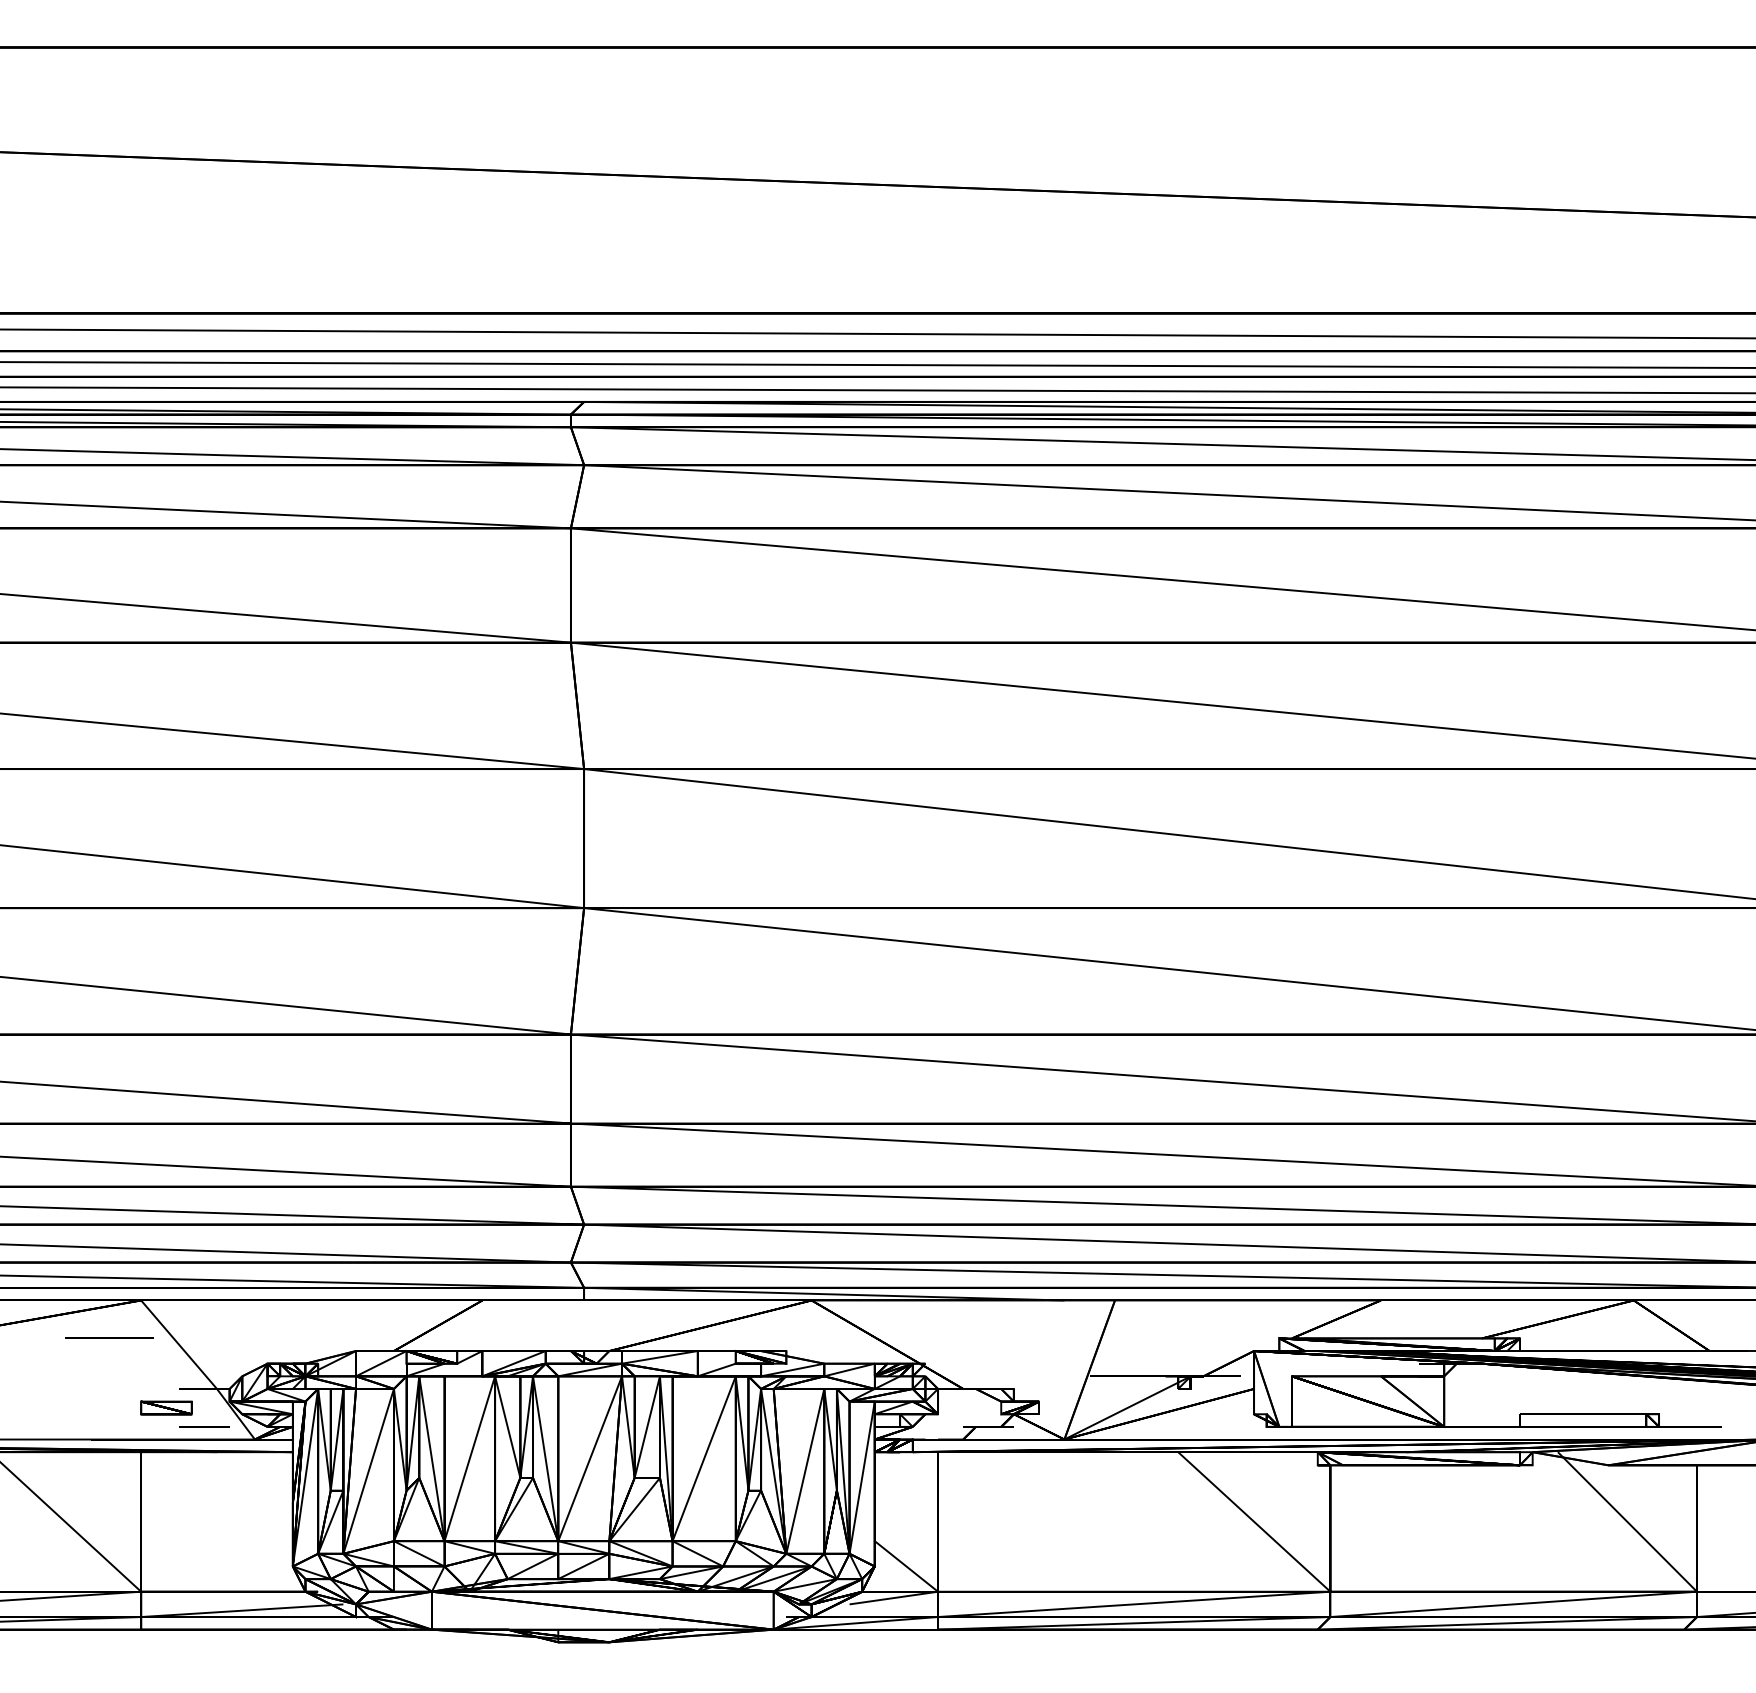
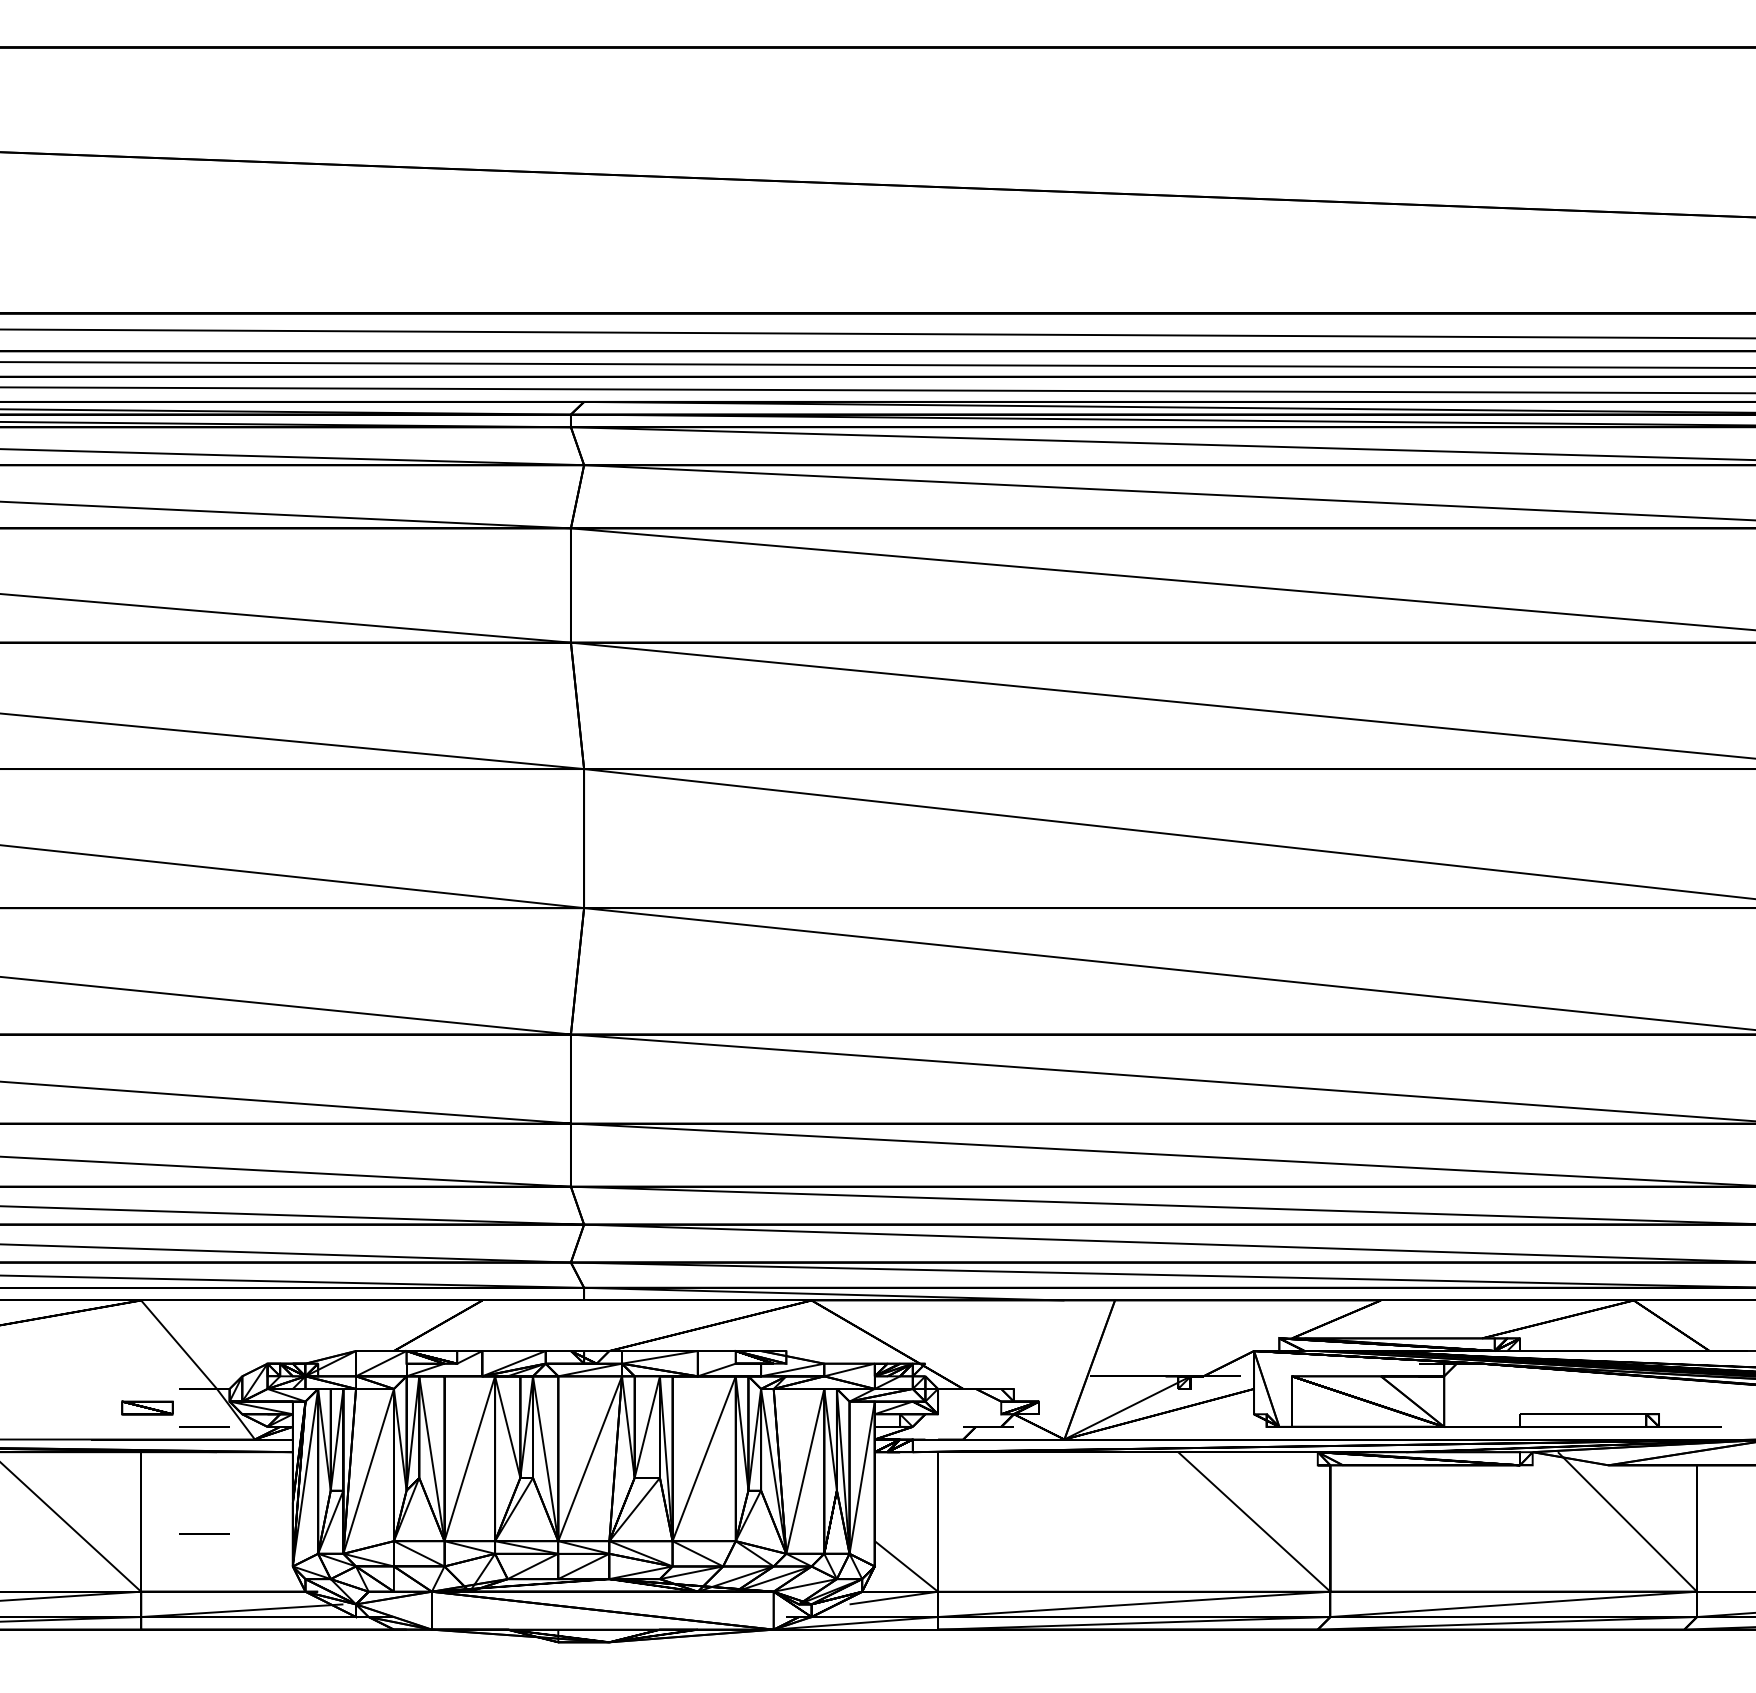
line: present -> none (109, 1337)
part position: (166, 1407) -> (147, 1407) (147, 1407)
line: none -> present (204, 1533)
